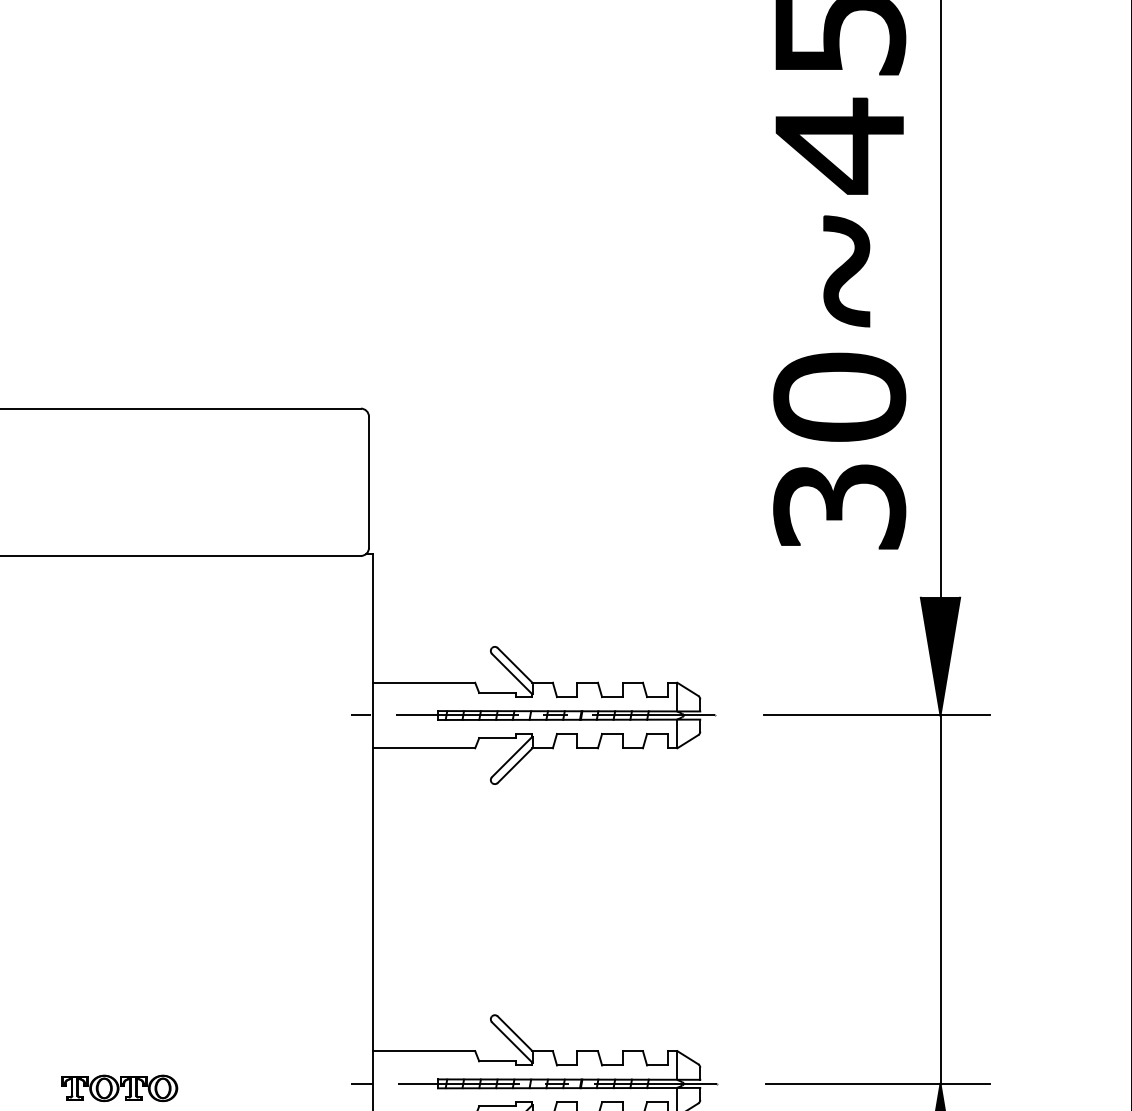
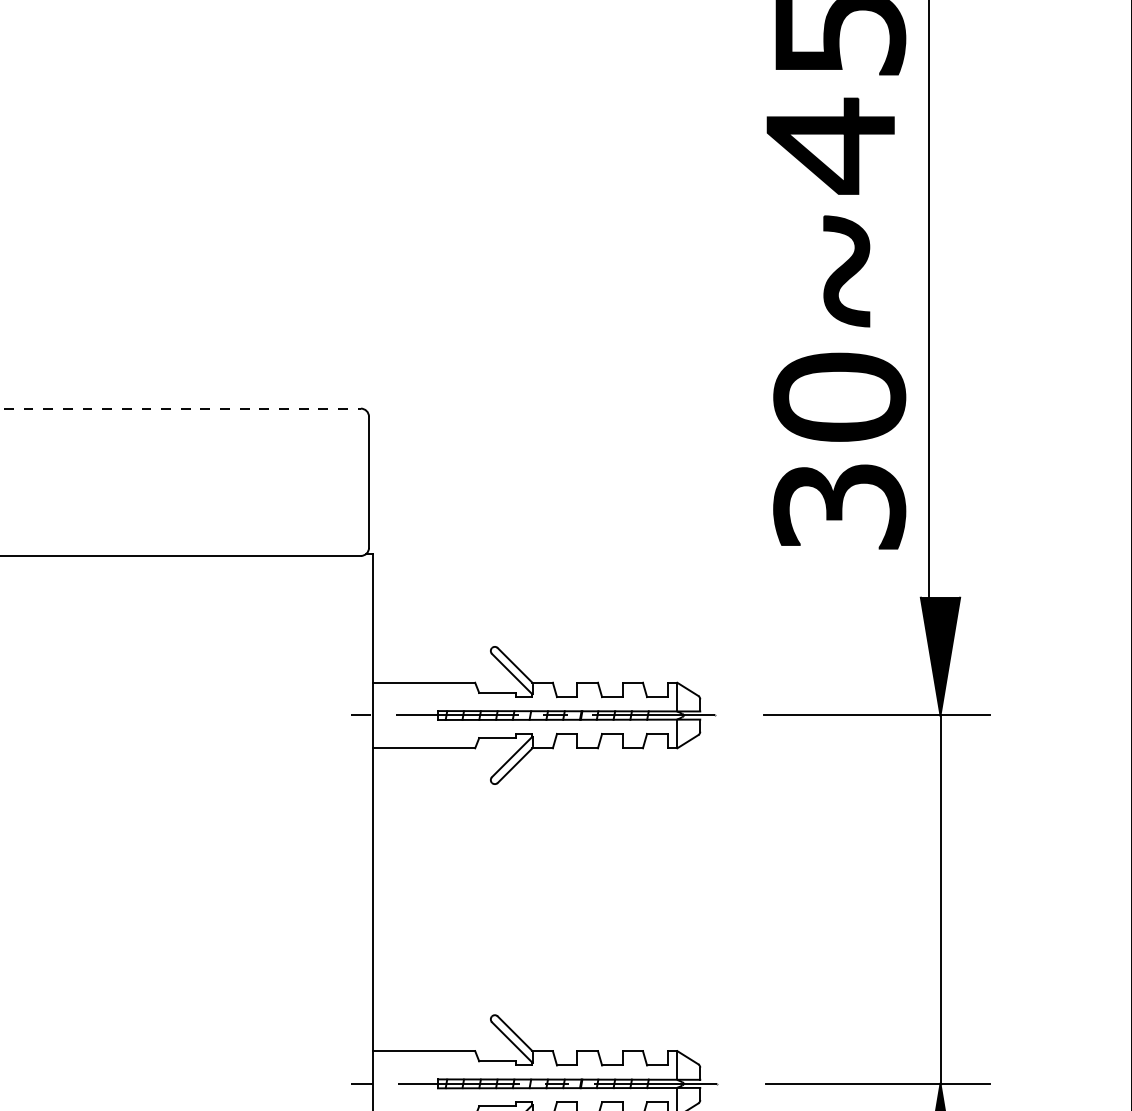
part position: (839, 145) -> (830, 145) (830, 145)
line position: (940, 299) -> (928, 299) (928, 299)
line: solid -> dashed (180, 408)
part: present -> none (119, 1088)
